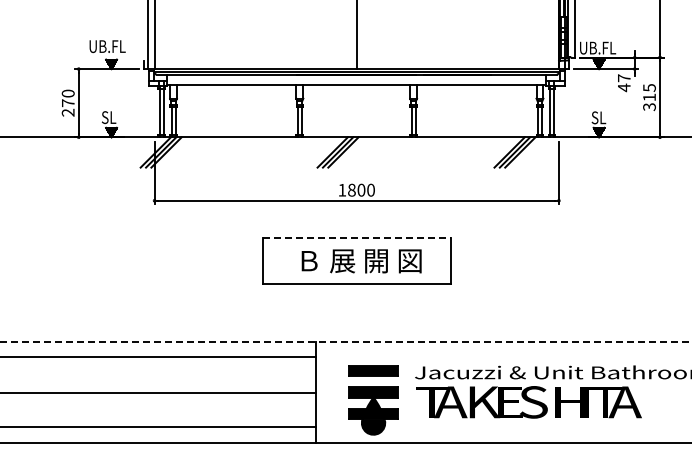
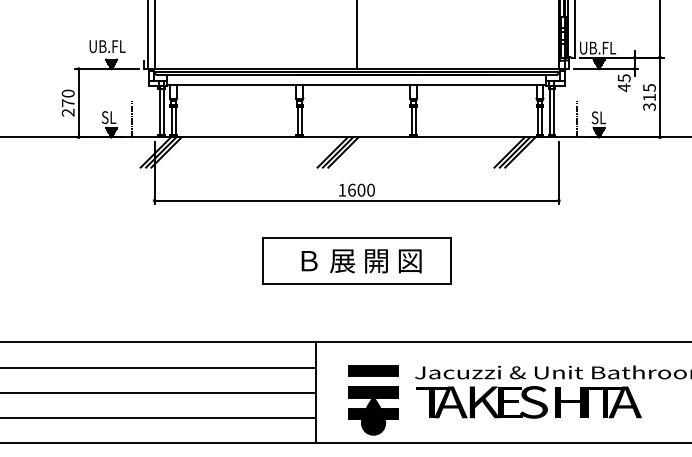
text: 47 -> 45 (624, 78)
line: none -> present (131, 118)
line: none -> present (576, 118)
text: 1800 -> 1600 (351, 189)
line: dashed -> solid (357, 237)
line: dashed -> solid (345, 342)
line position: (159, 356) -> (159, 367) (159, 367)
line position: (159, 427) -> (159, 418) (159, 418)
